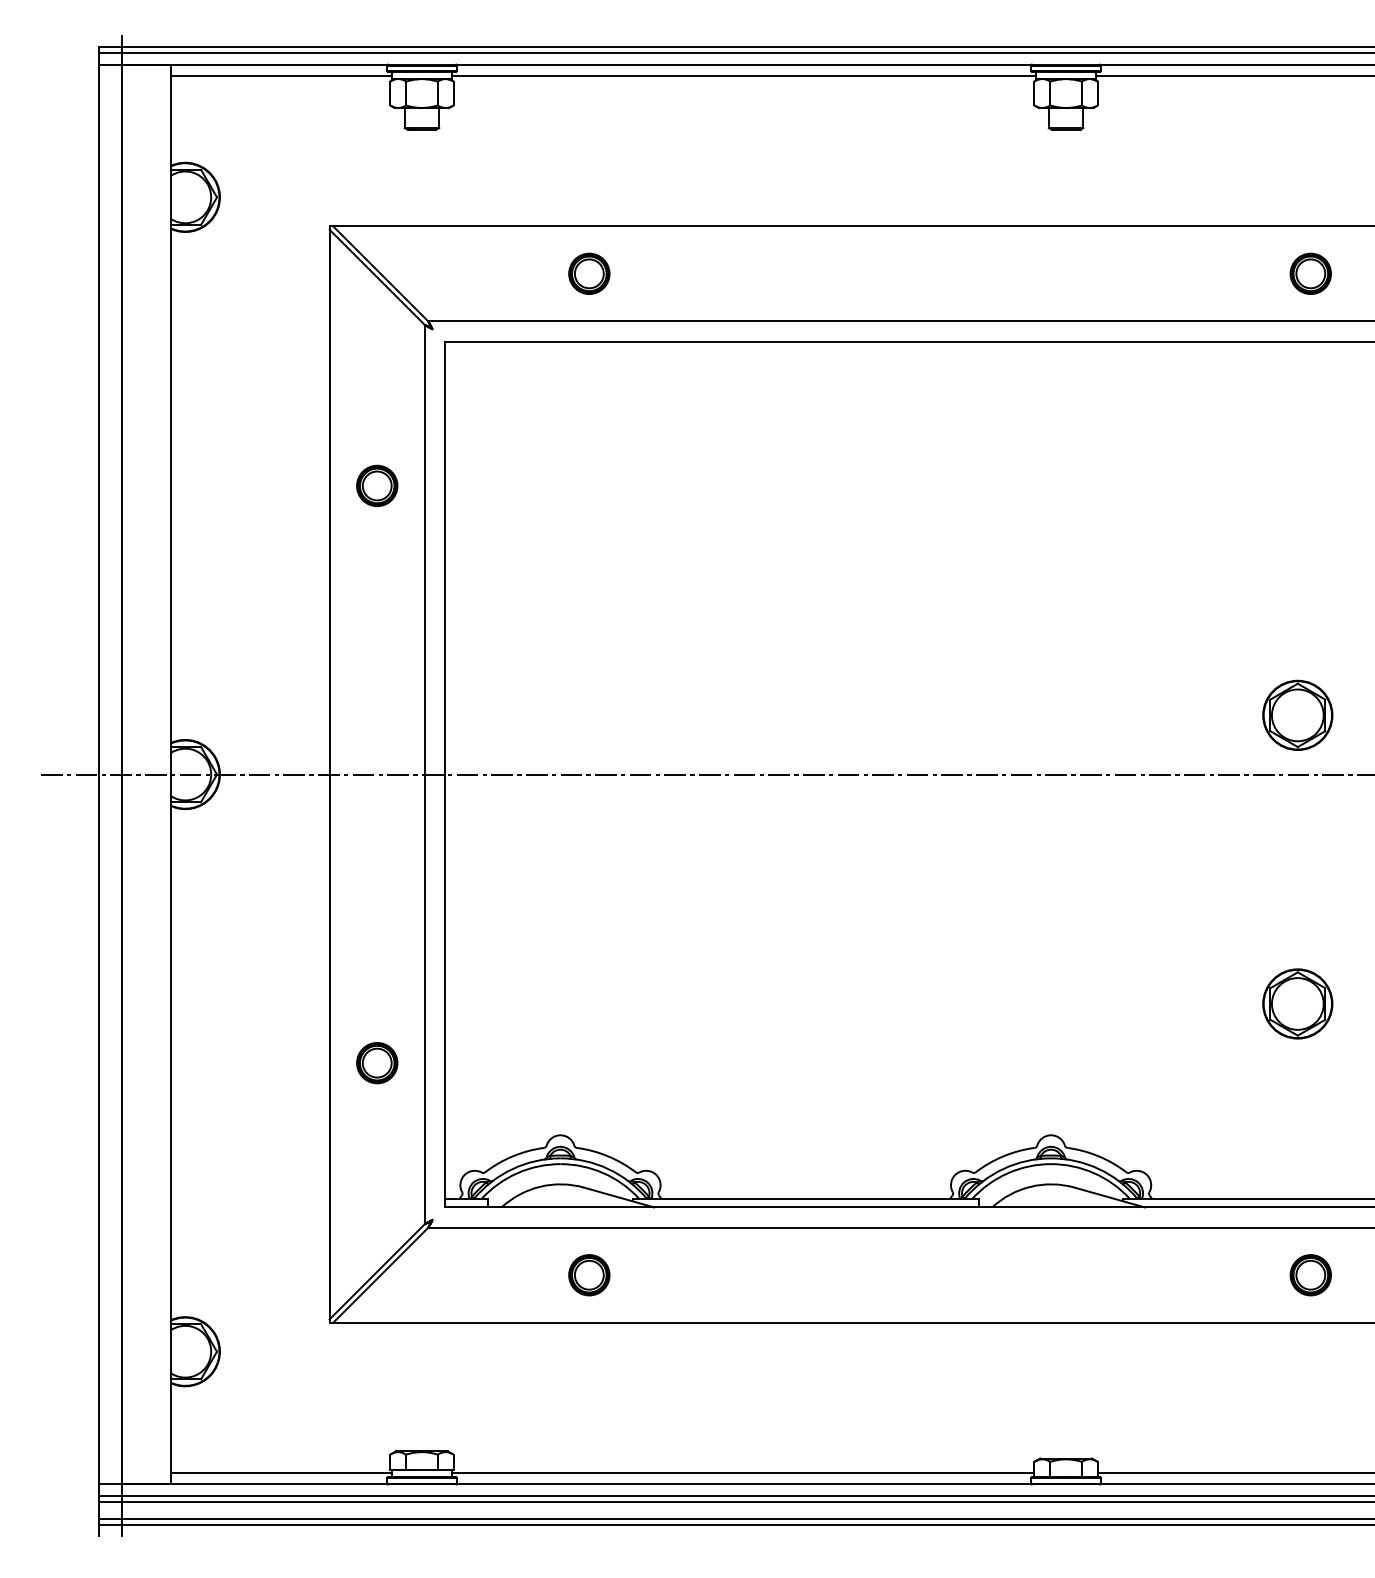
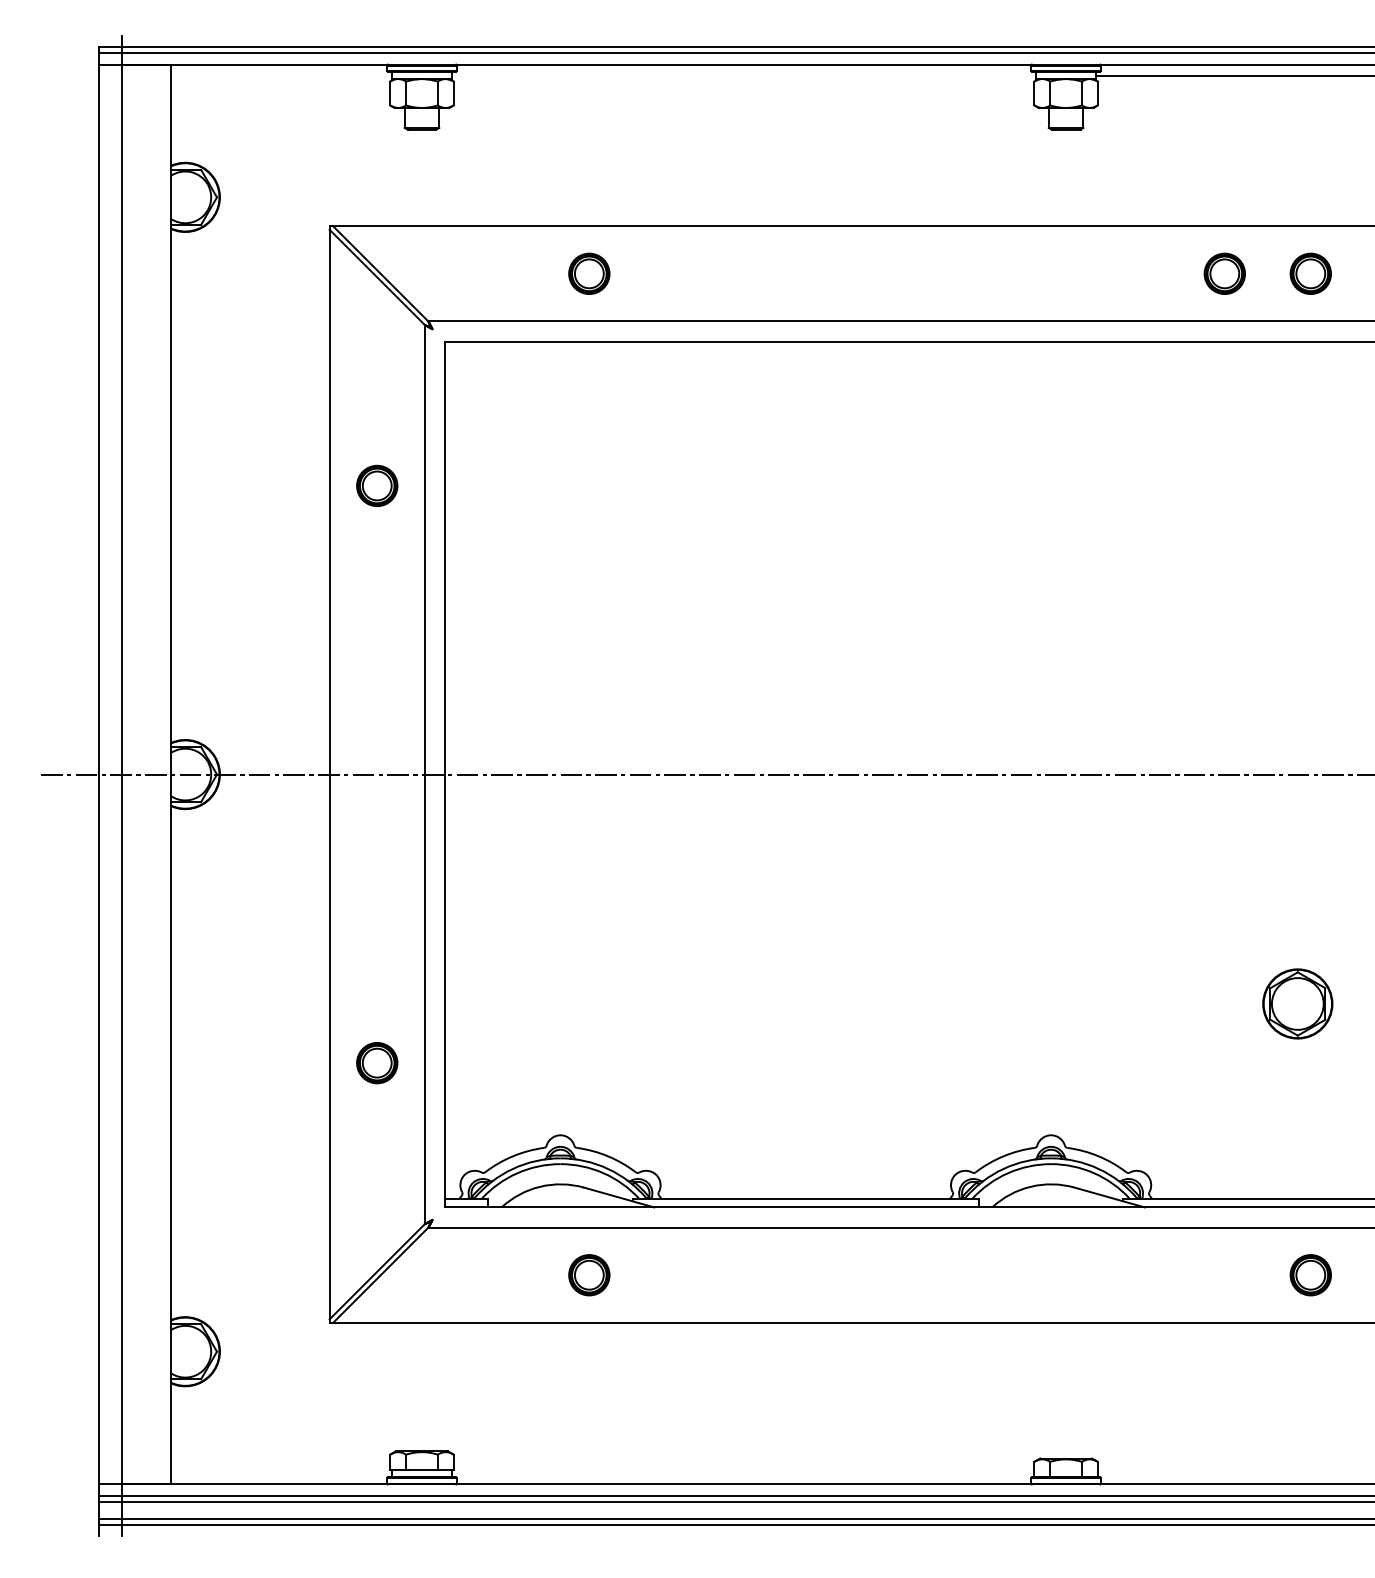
line: present -> none (280, 76)
line: present -> none (743, 76)
part: none -> present (1224, 273)
part: present -> none (1297, 714)
line: present -> none (280, 1472)
line: present -> none (743, 1472)
line: present -> none (1234, 1472)
